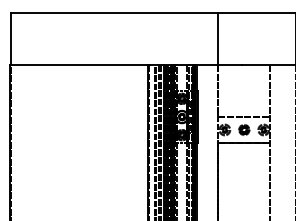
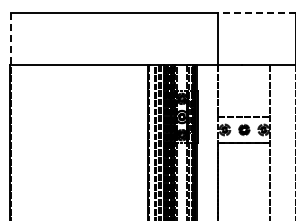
line: solid -> dashed (256, 13)
line: solid -> dashed (10, 39)
